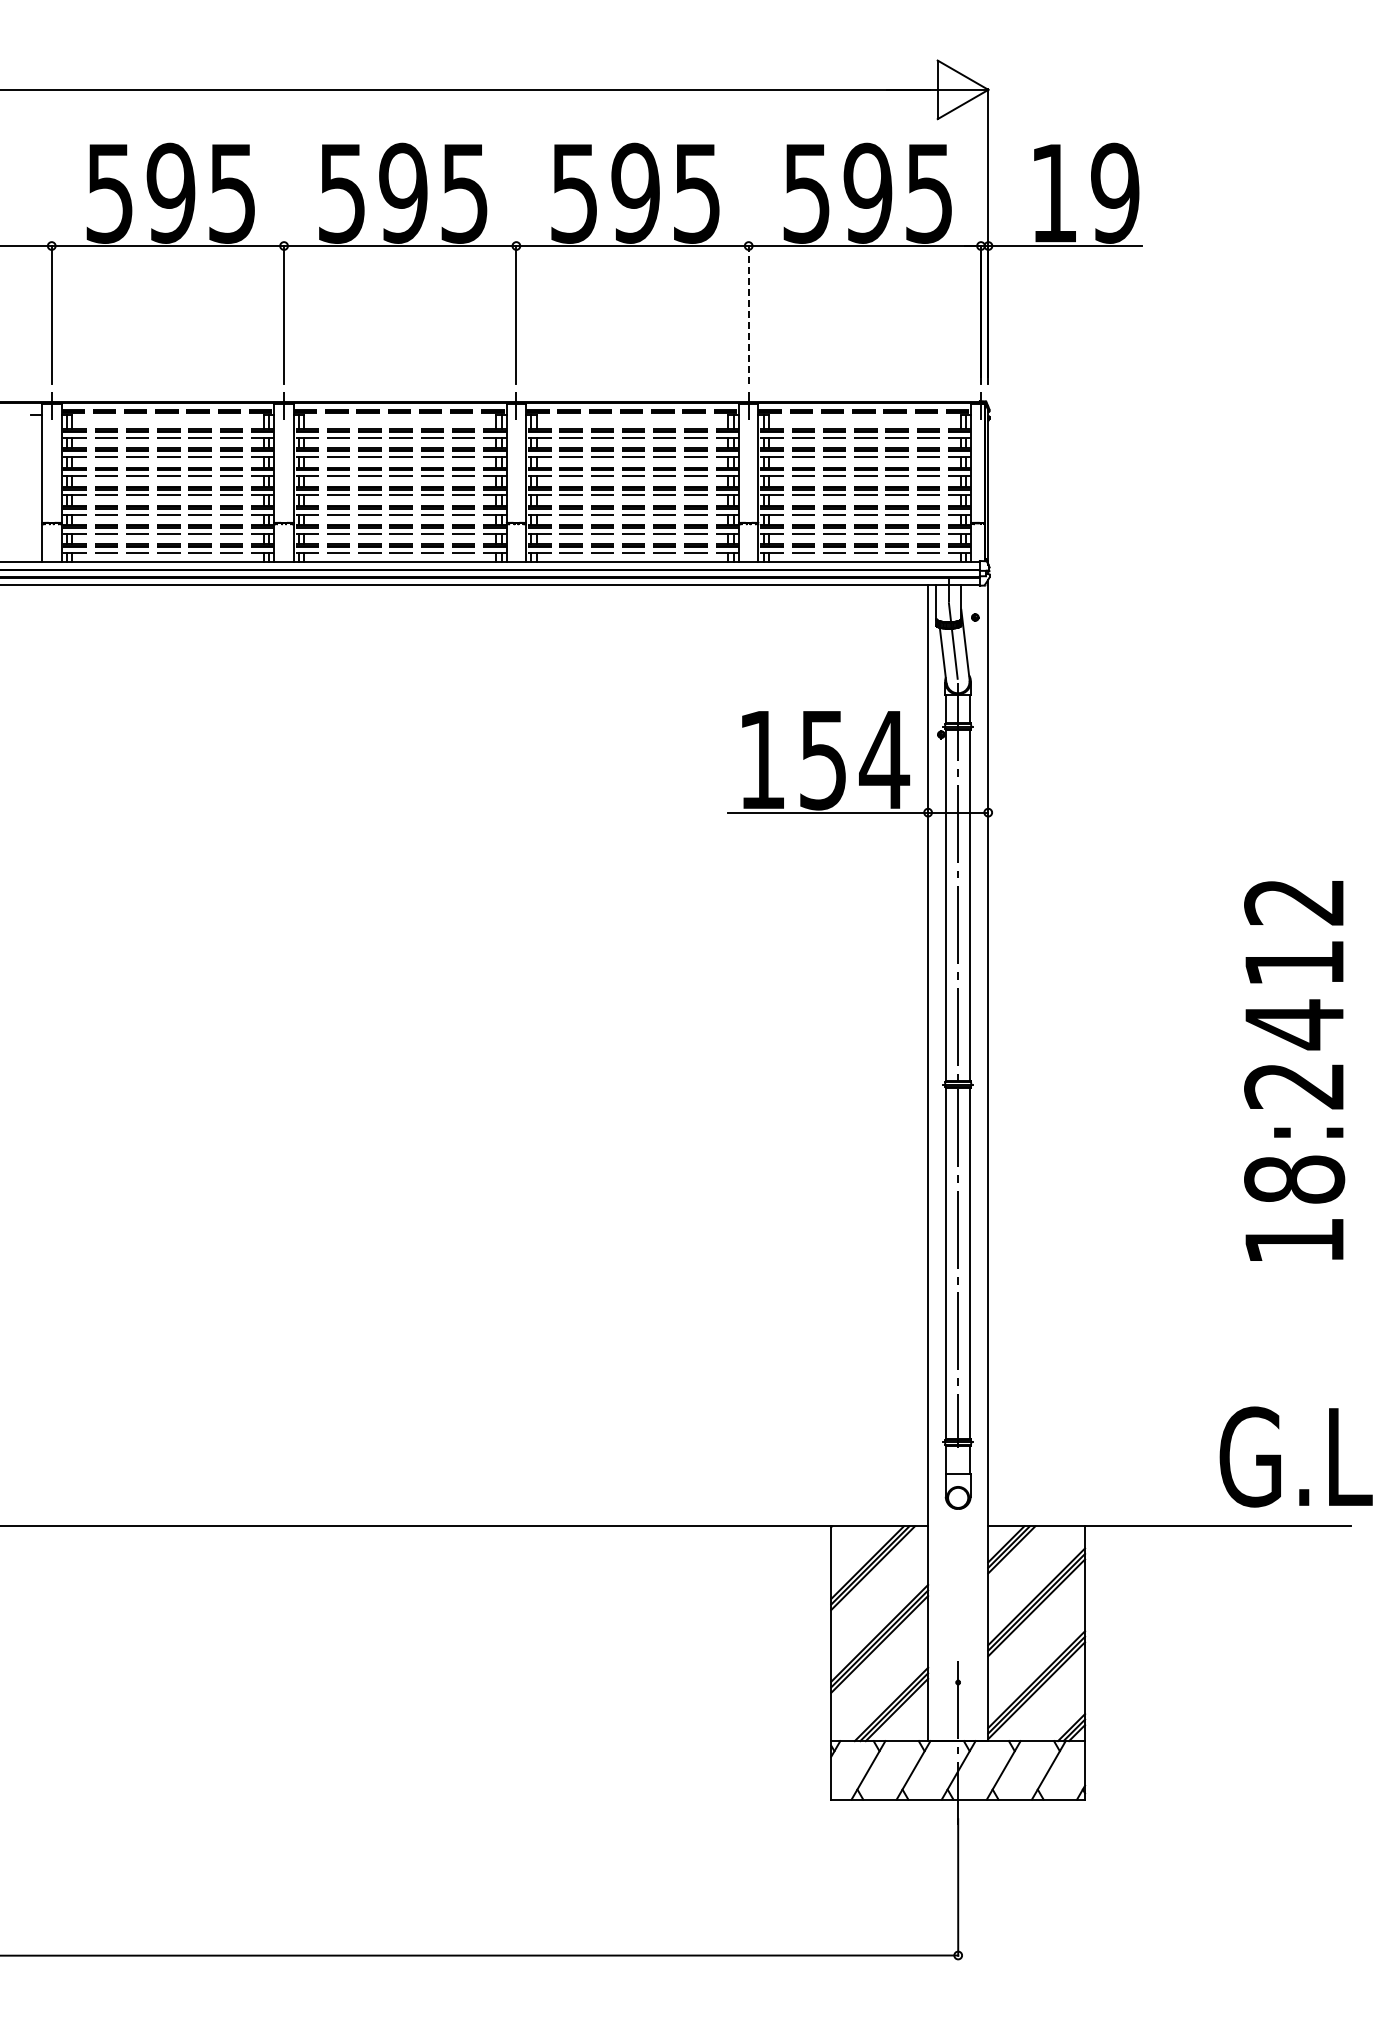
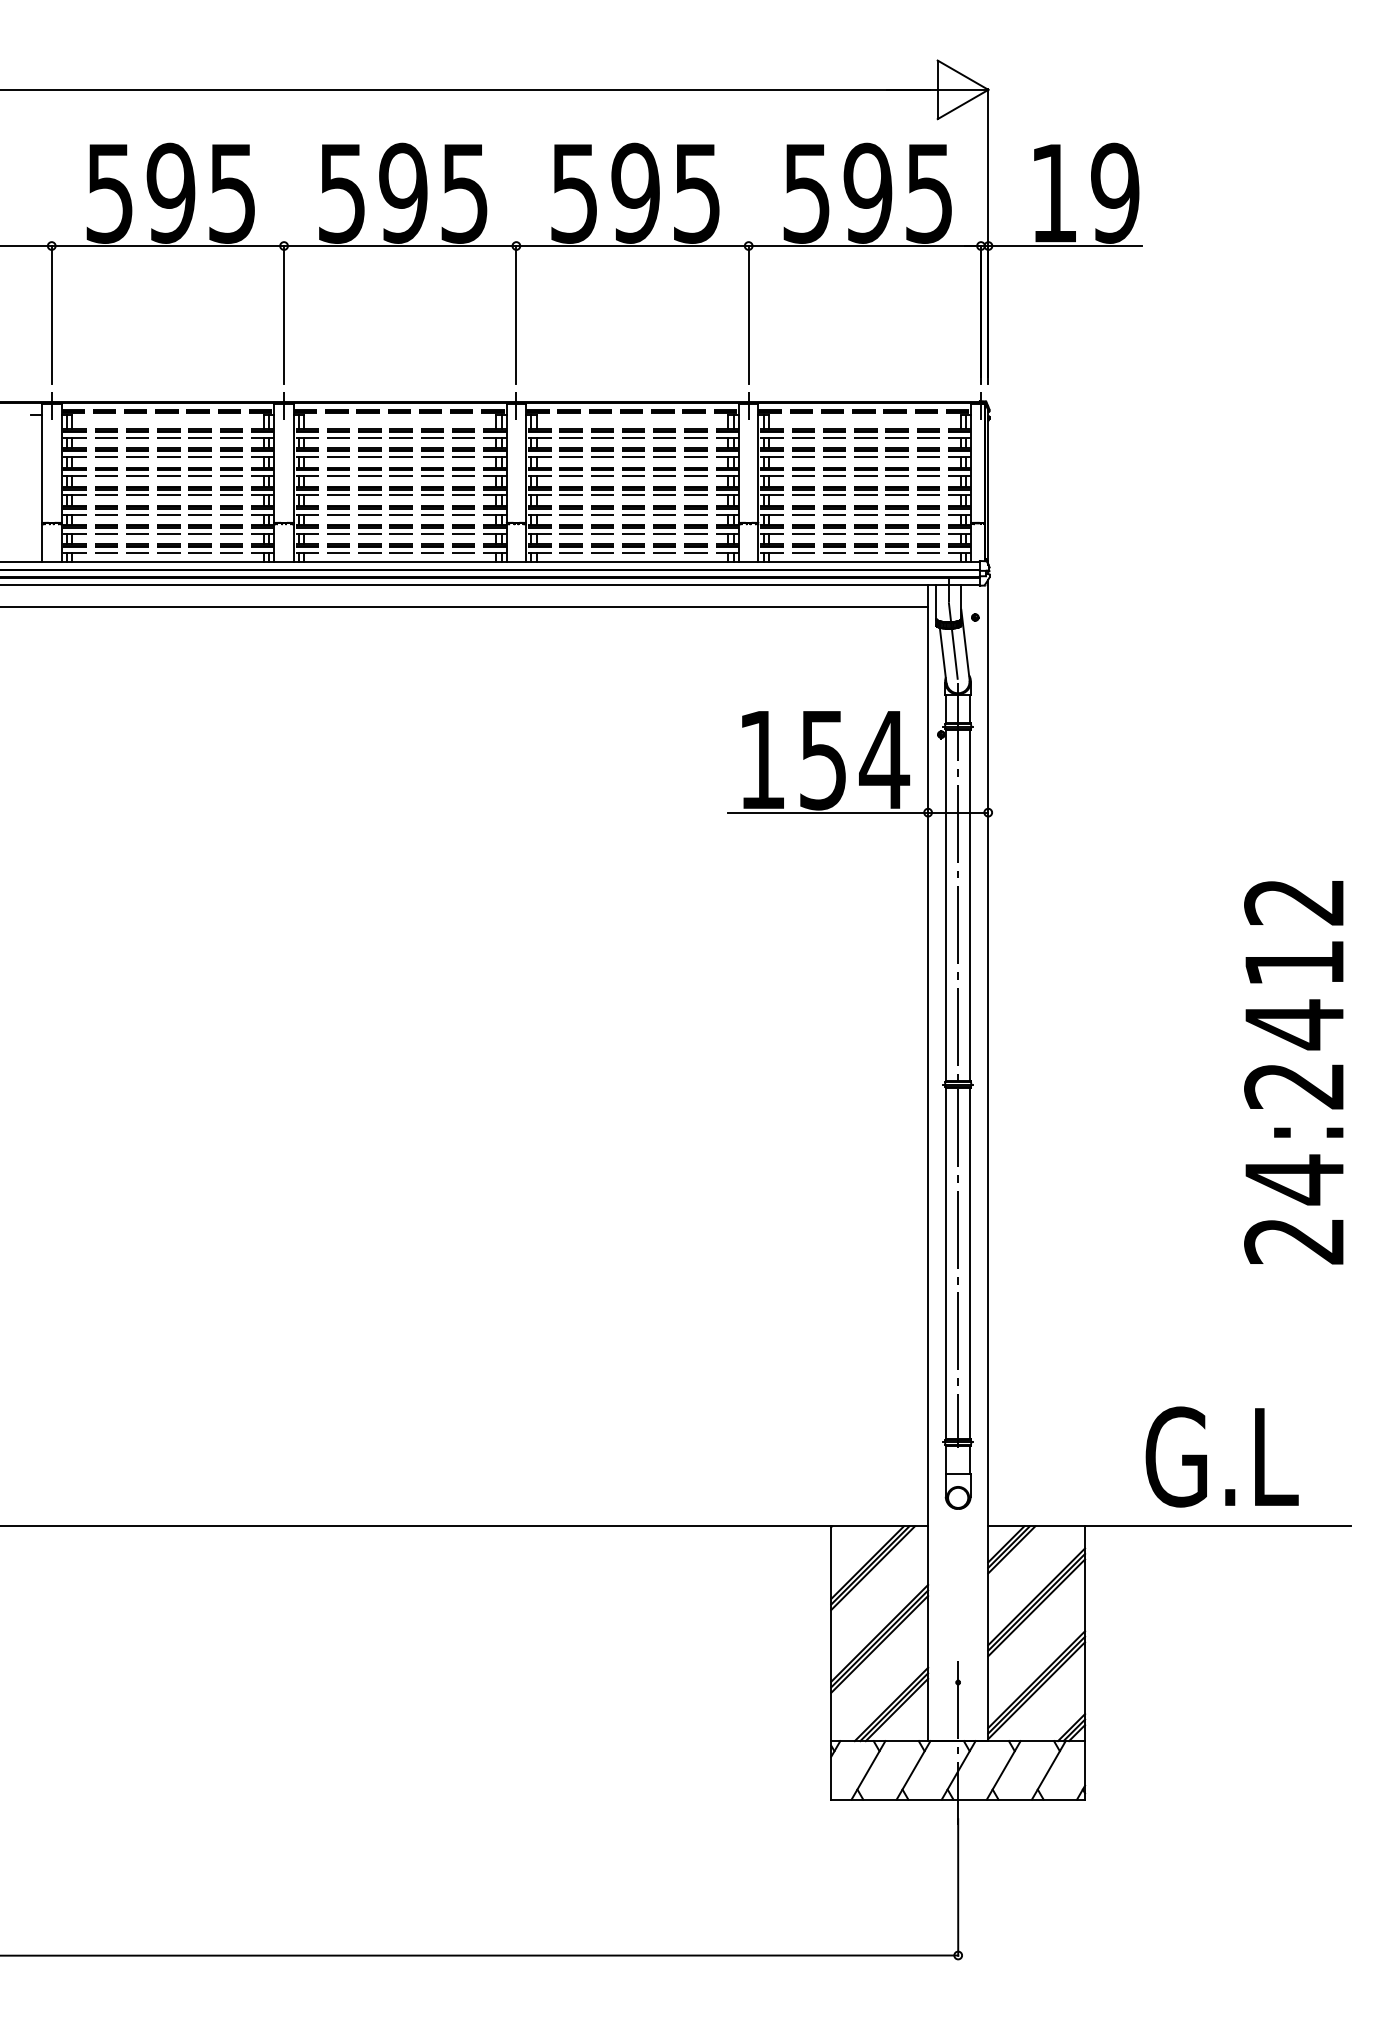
line: dashed -> solid (748, 314)
line: none -> present (465, 606)
text: 18:2412 -> 24:2412 (1294, 1209)
text position: (1295, 1456) -> (1221, 1456) (1221, 1456)
